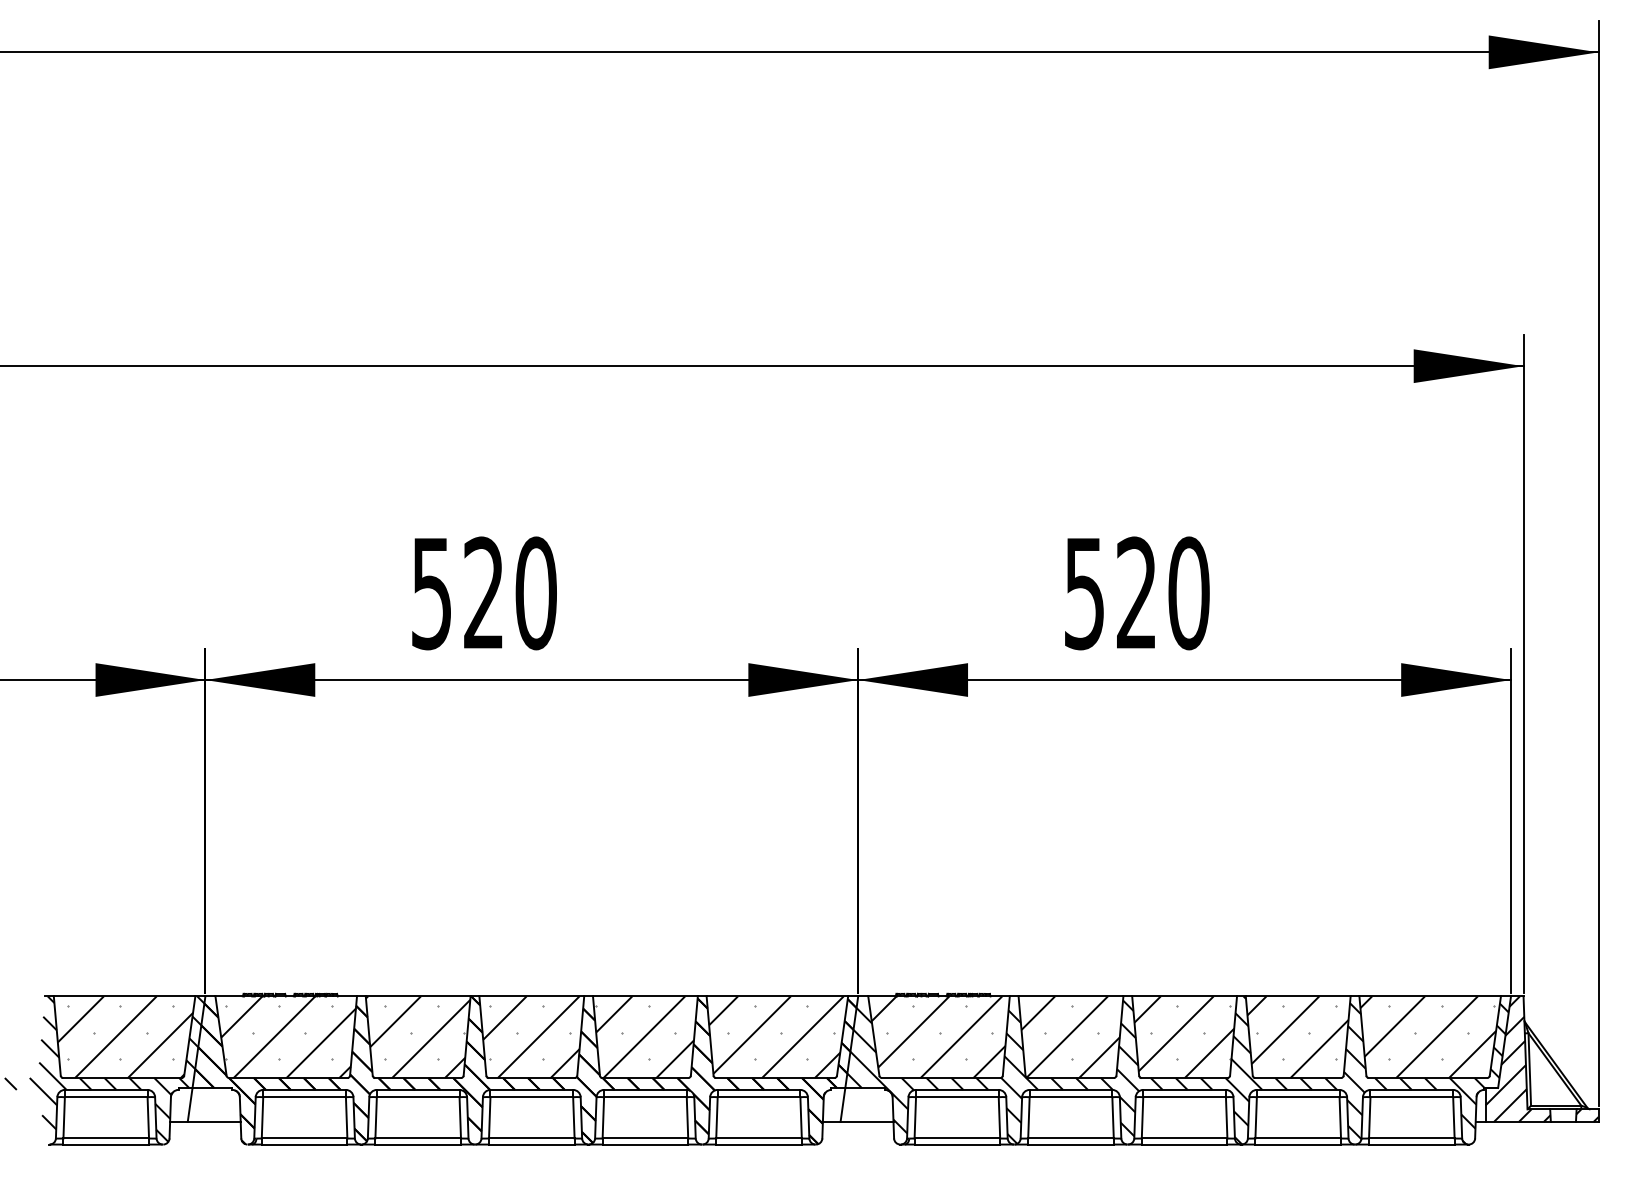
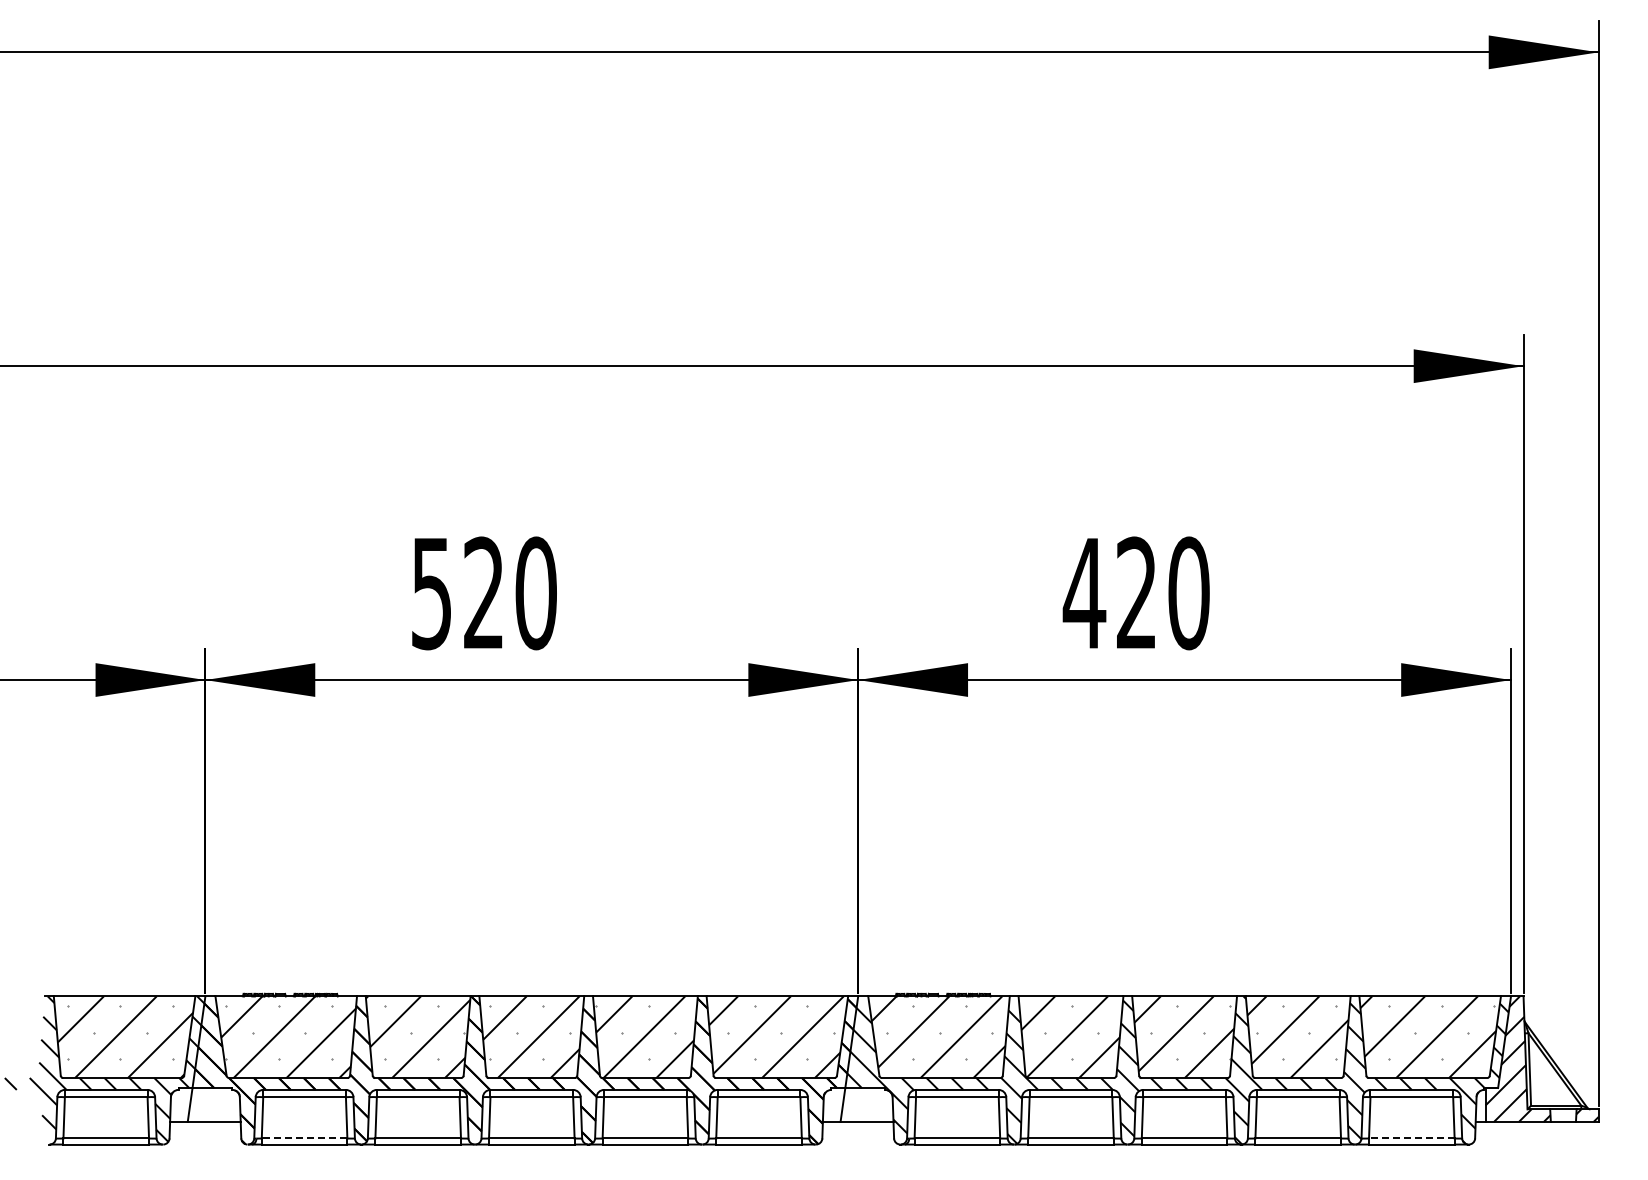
text: 520 -> 420 (1084, 594)
line: solid -> dashed (304, 1138)
line: solid -> dashed (1411, 1138)
